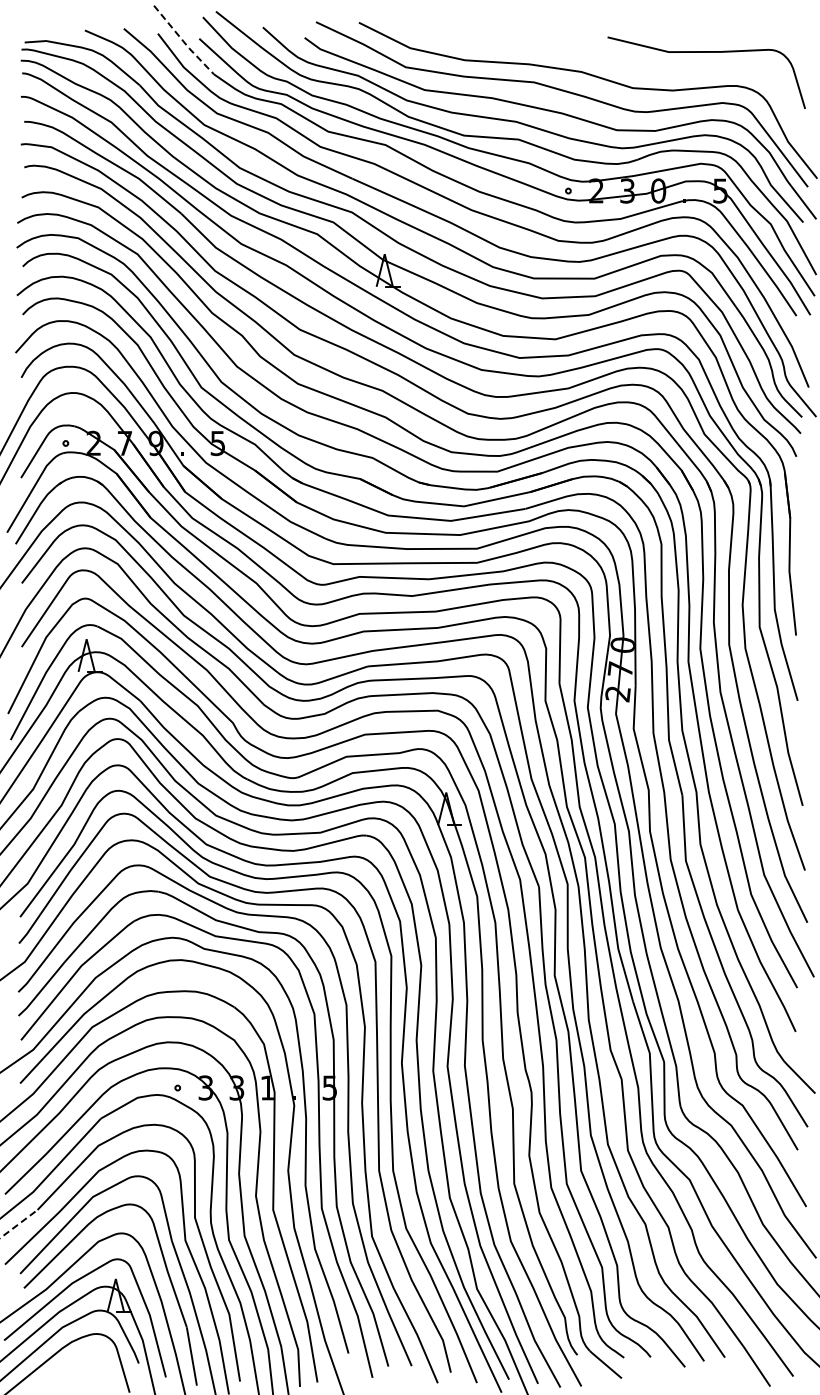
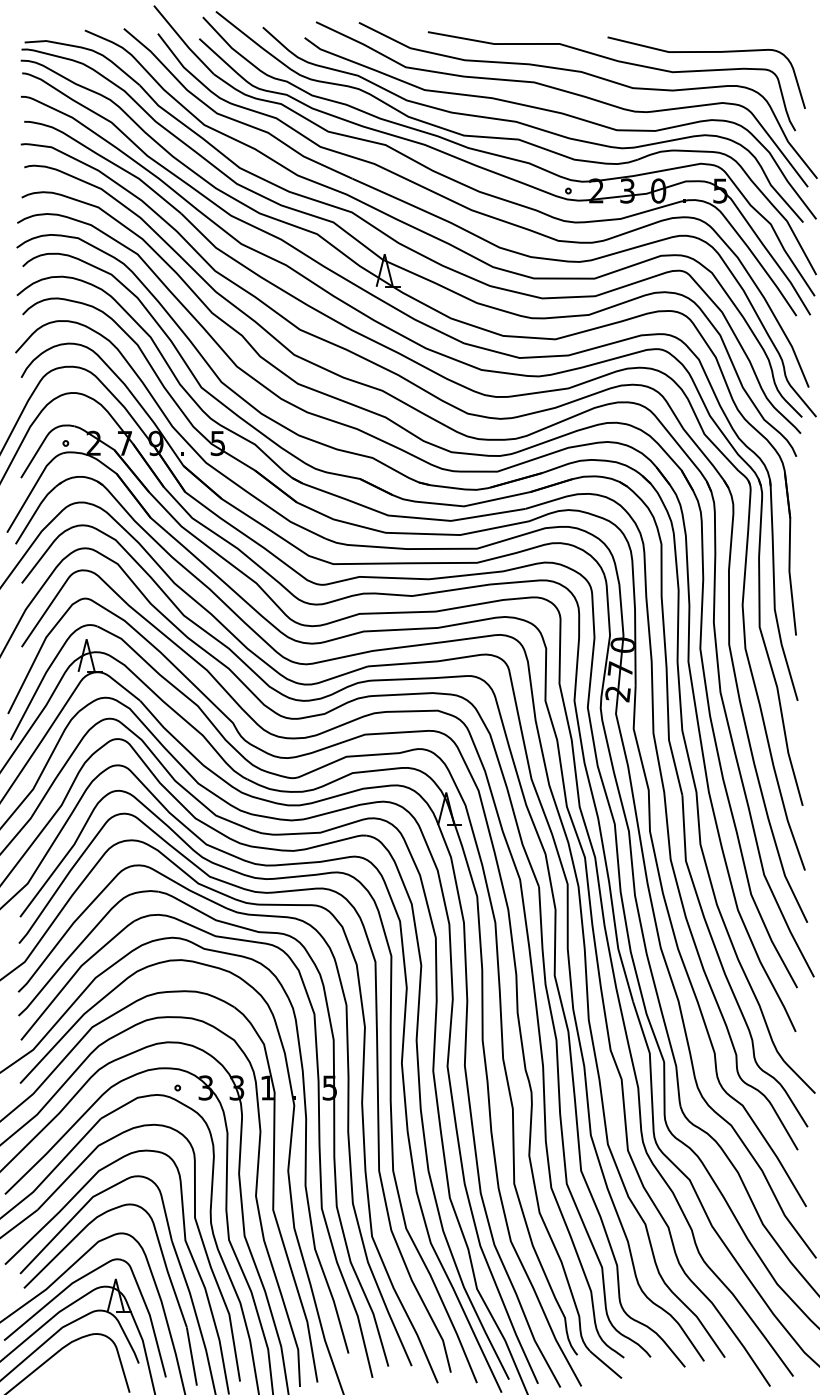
line: dashed -> solid (183, 41)
curve: none -> present (614, 61)
line: dashed -> solid (19, 1223)
